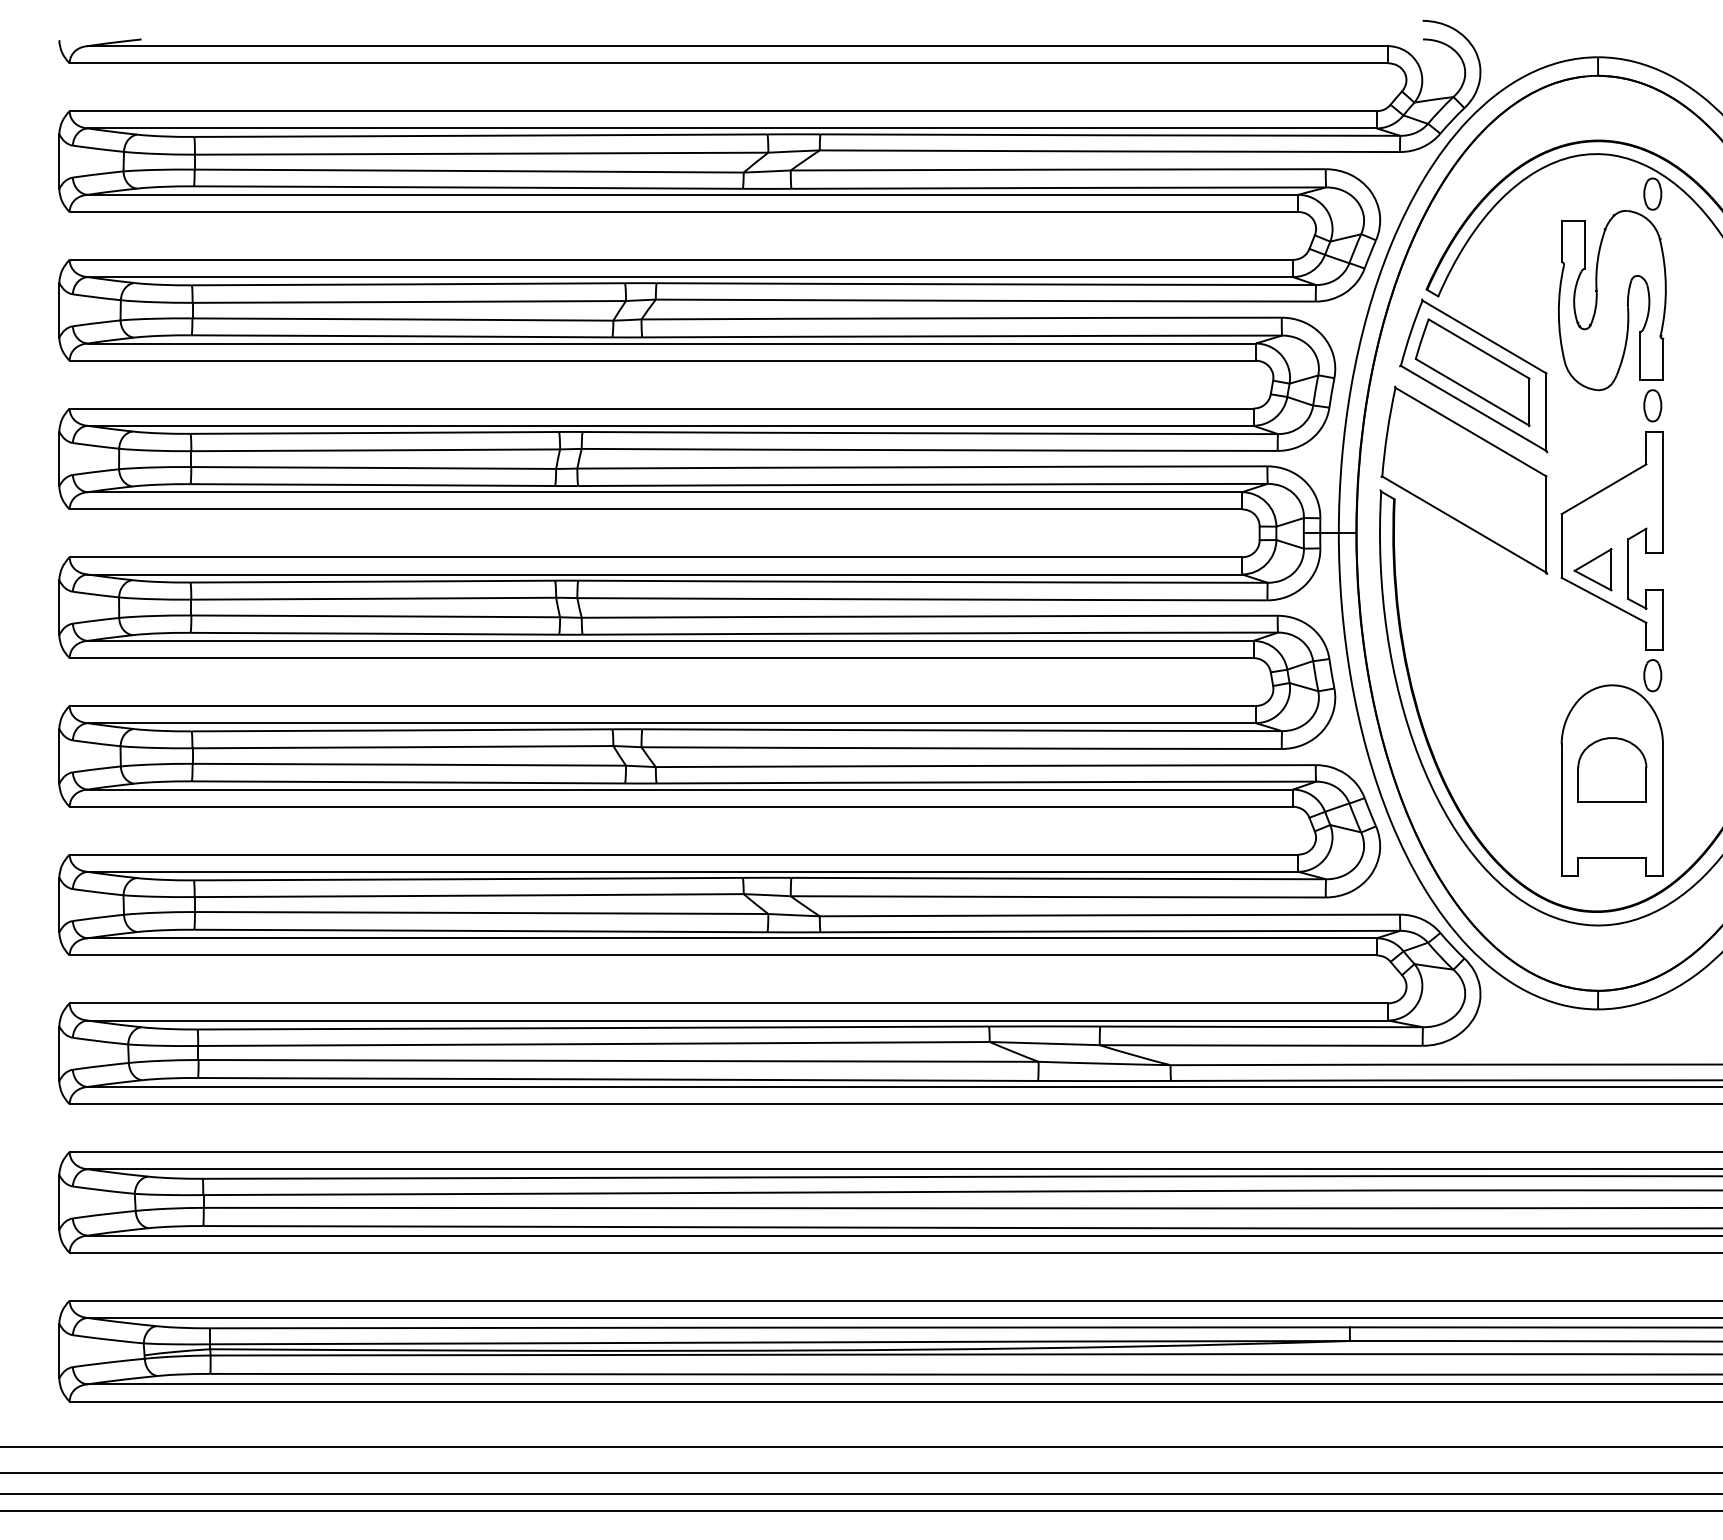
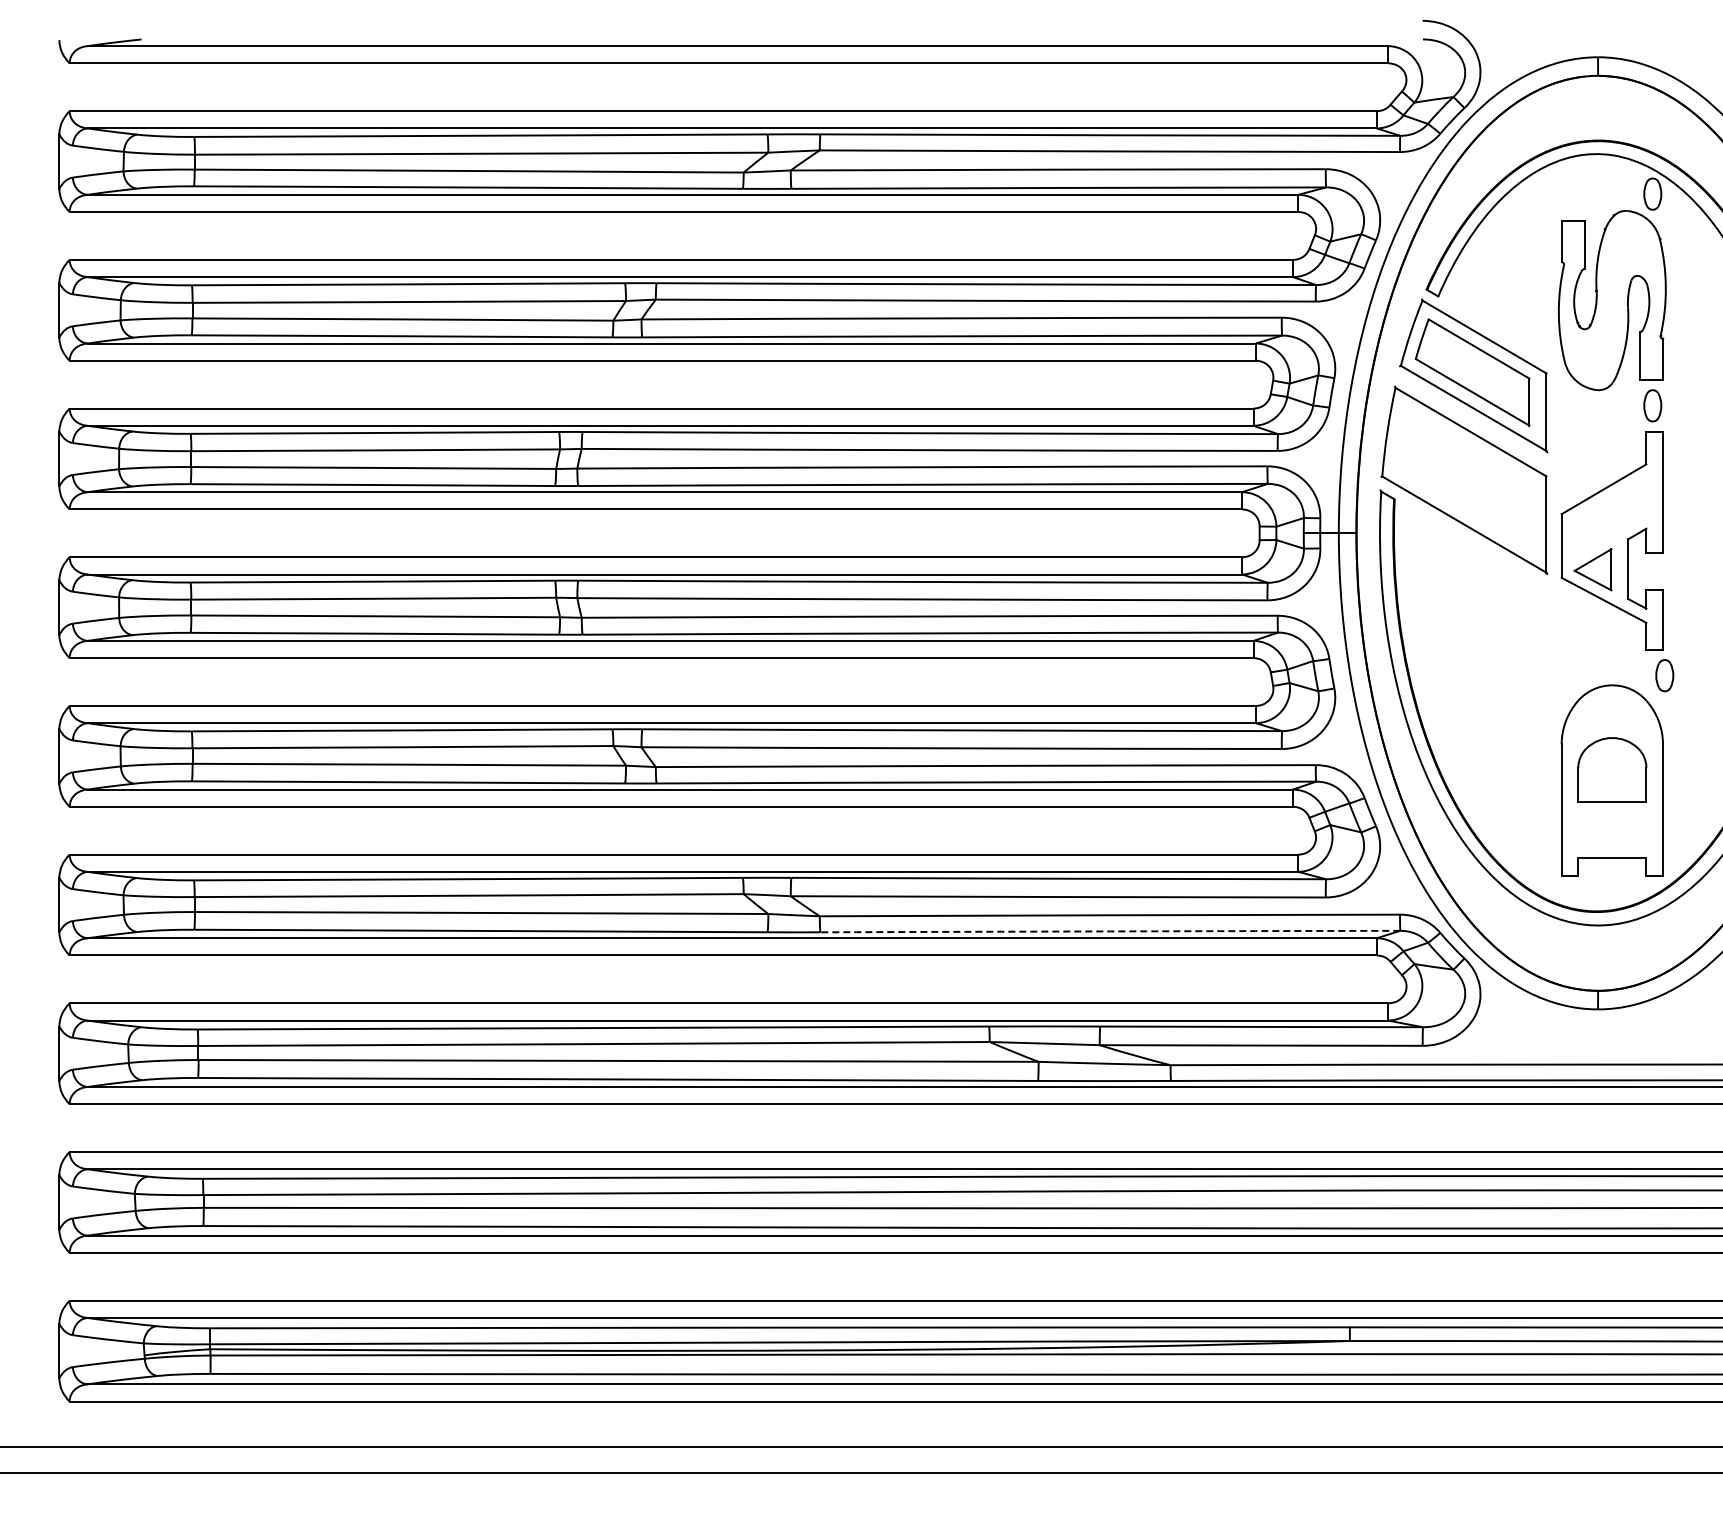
part position: (1652, 675) -> (1664, 675) (1664, 675)
arc: solid -> dashed (1110, 931)
line: present -> none (860, 1493)
line: present -> none (860, 1510)
